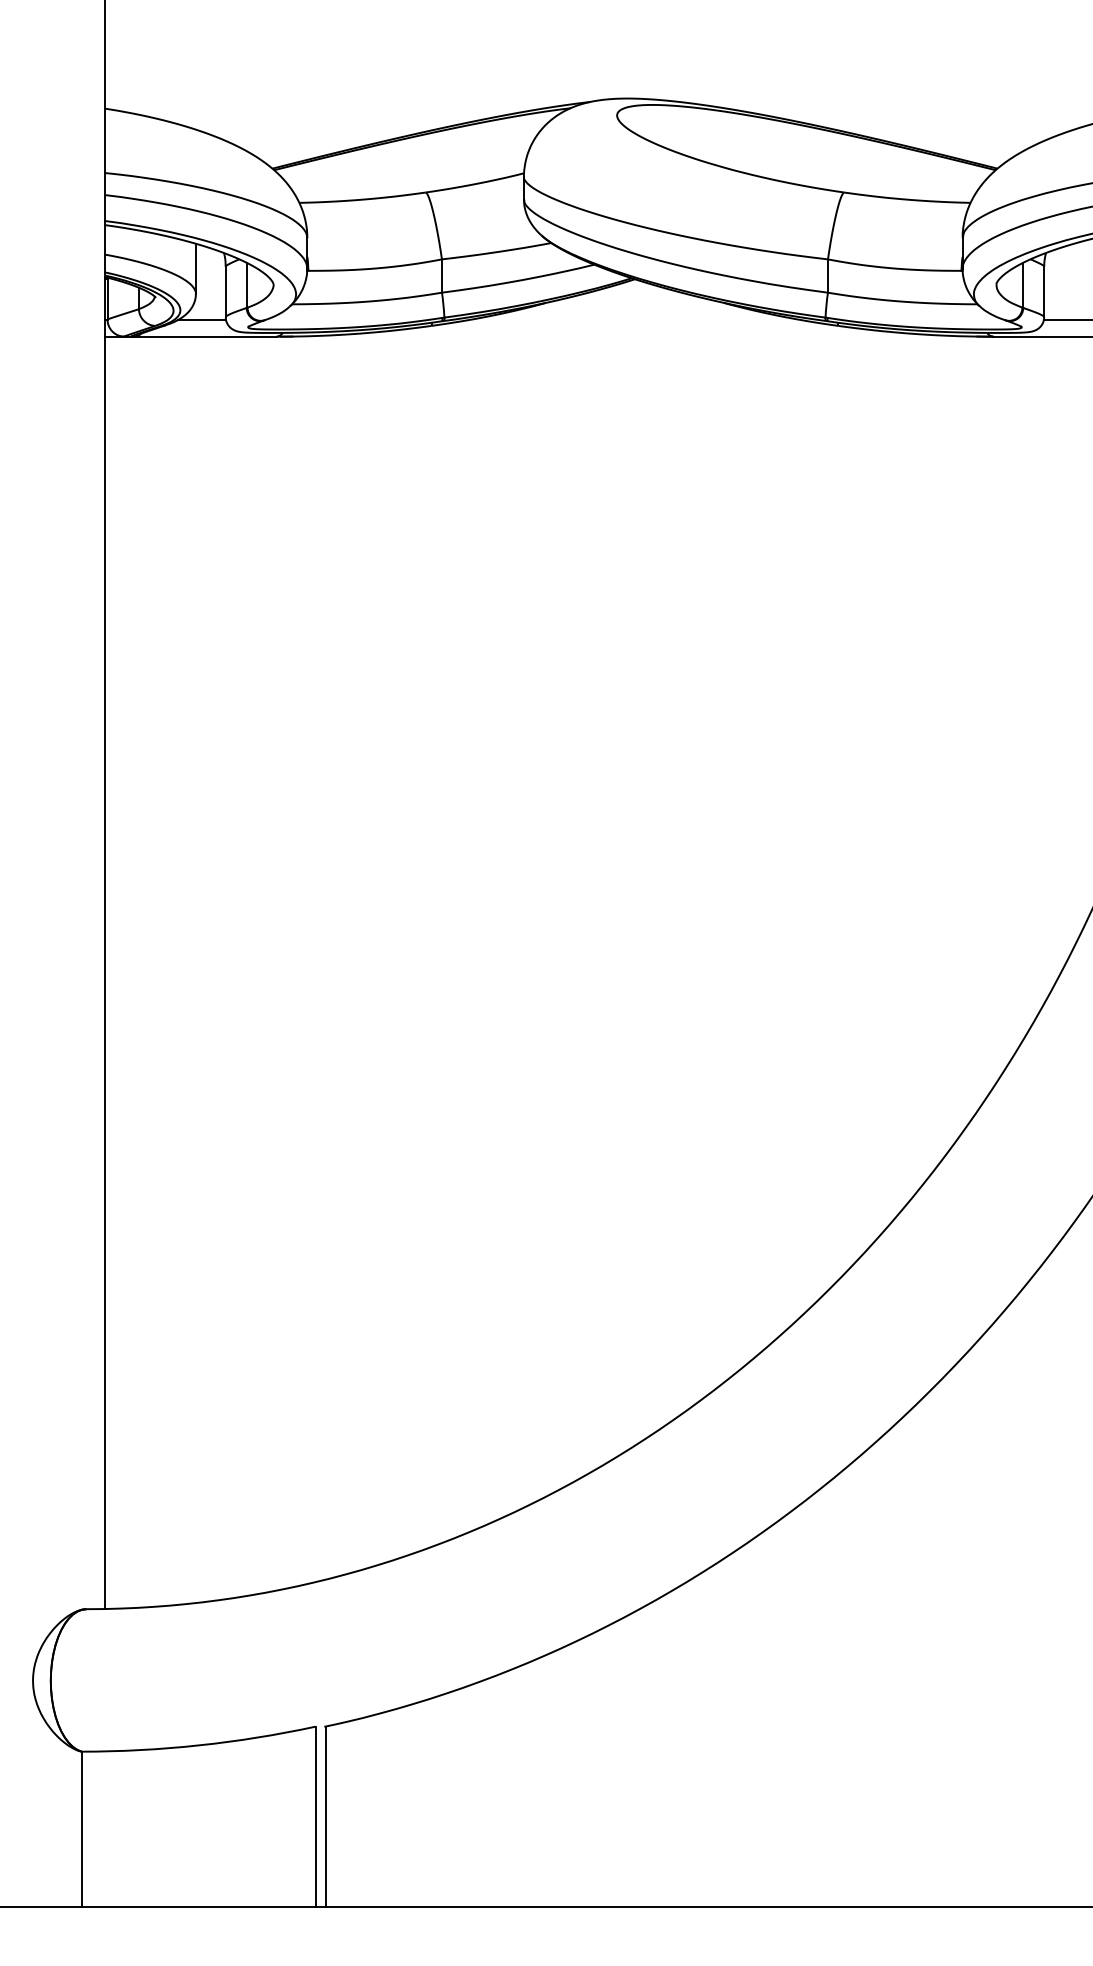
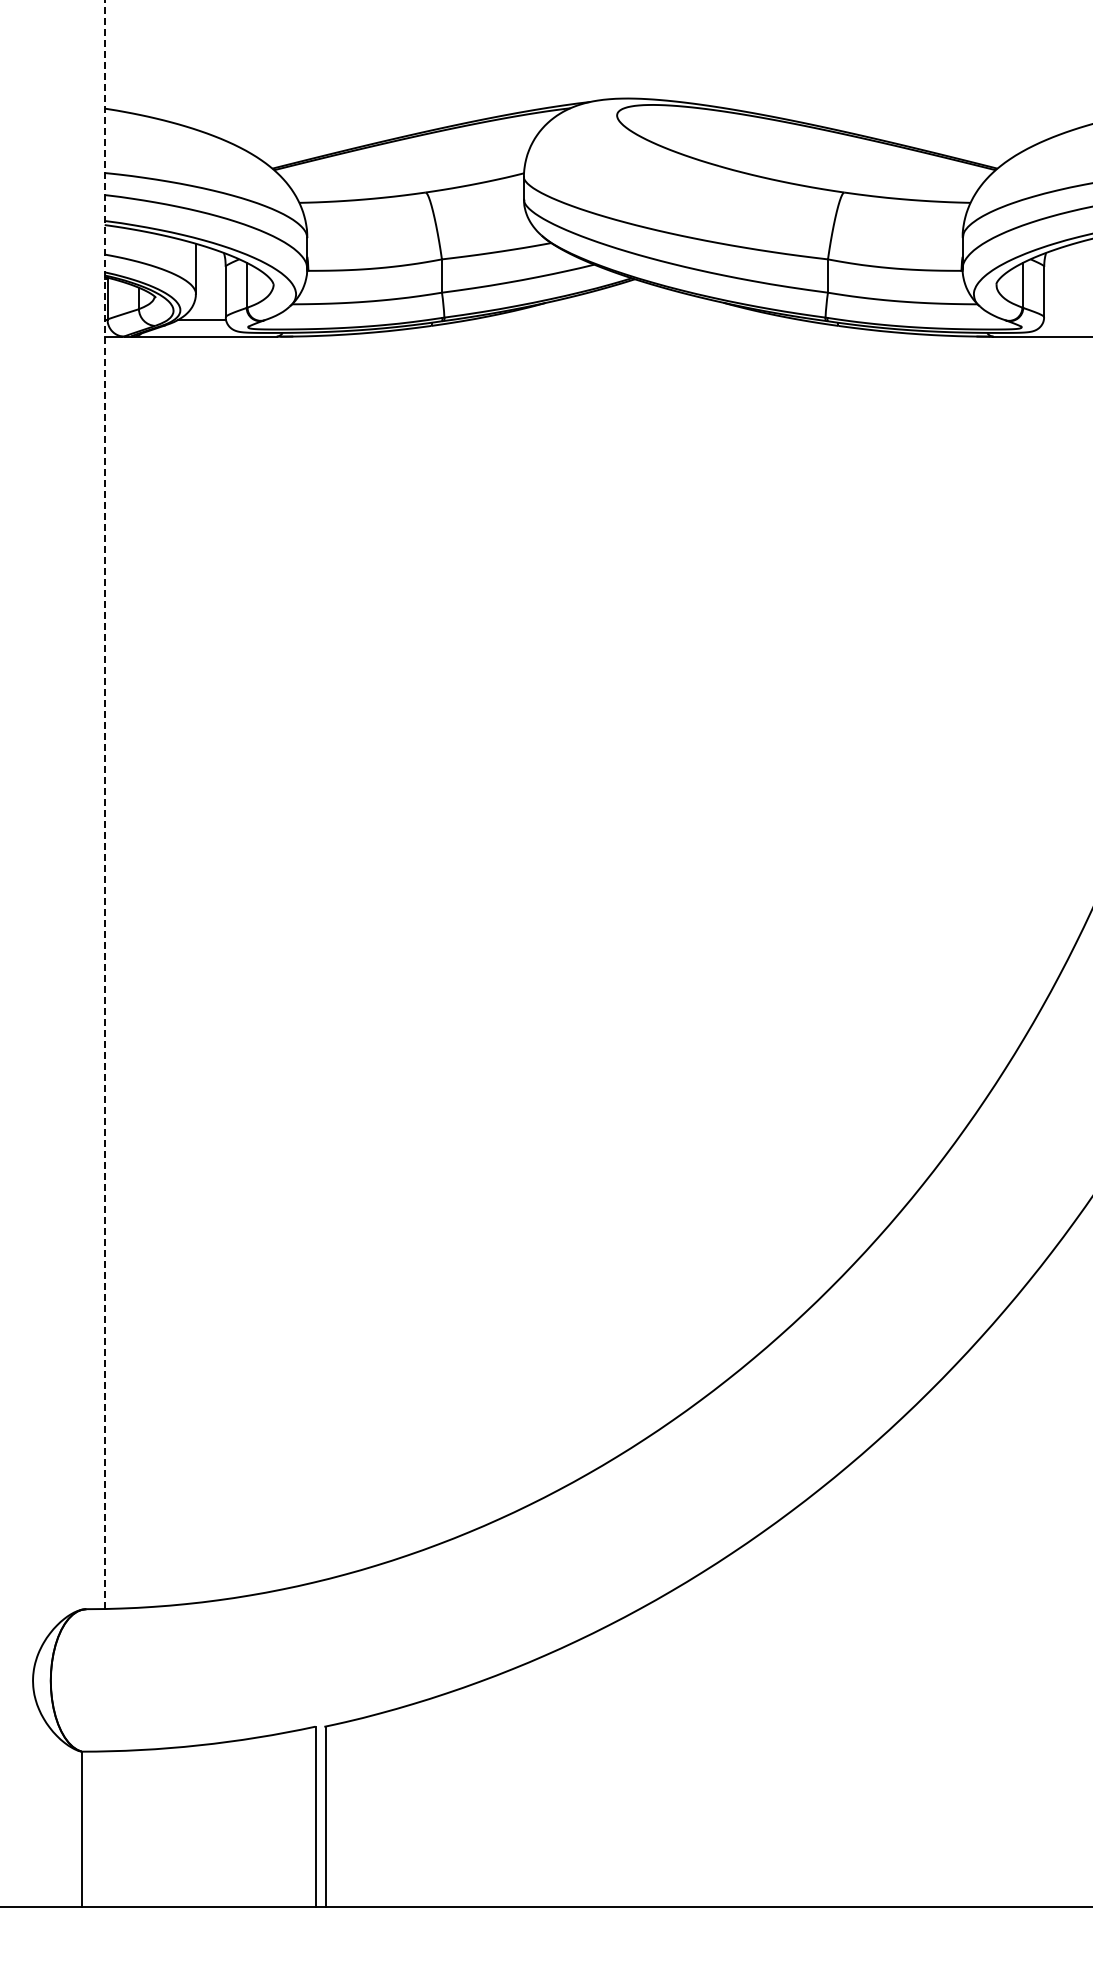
line: present -> none (1066, 319)
line: solid -> dashed (104, 803)
